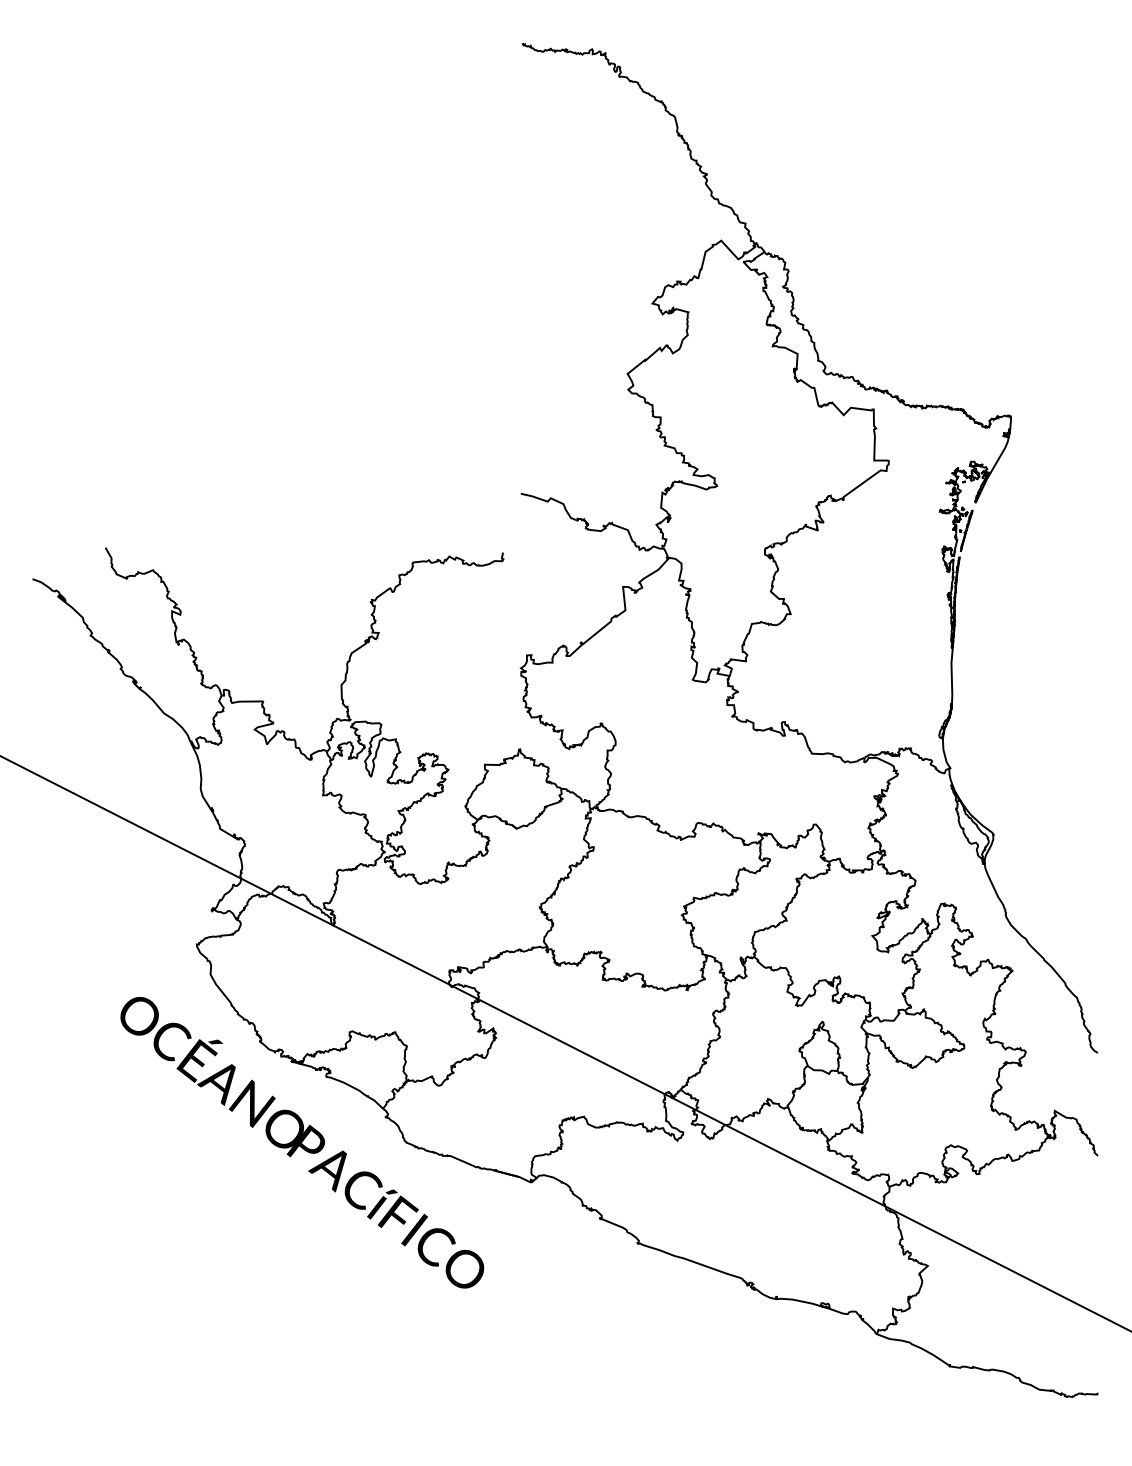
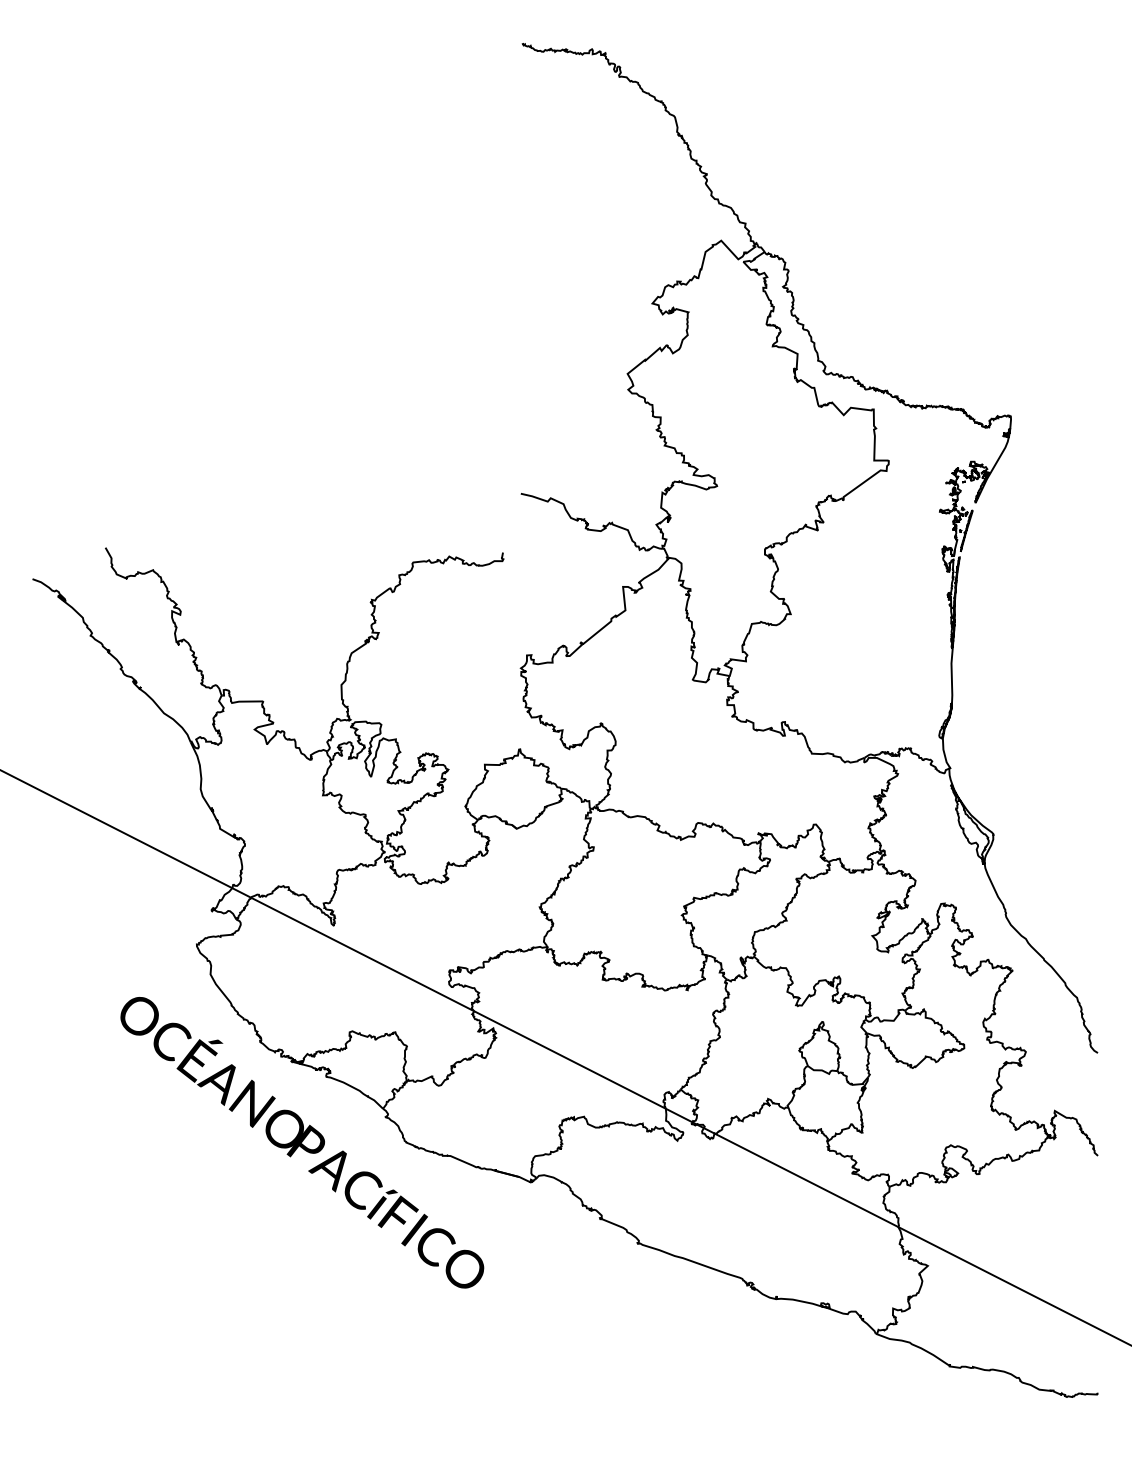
line position: (565, 1043) -> (565, 1057) (565, 1057)
